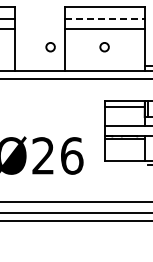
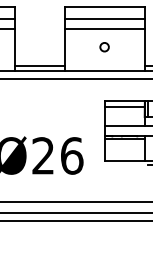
line: dashed -> solid (104, 19)
circle: present -> none (50, 47)
line: none -> present (39, 65)
